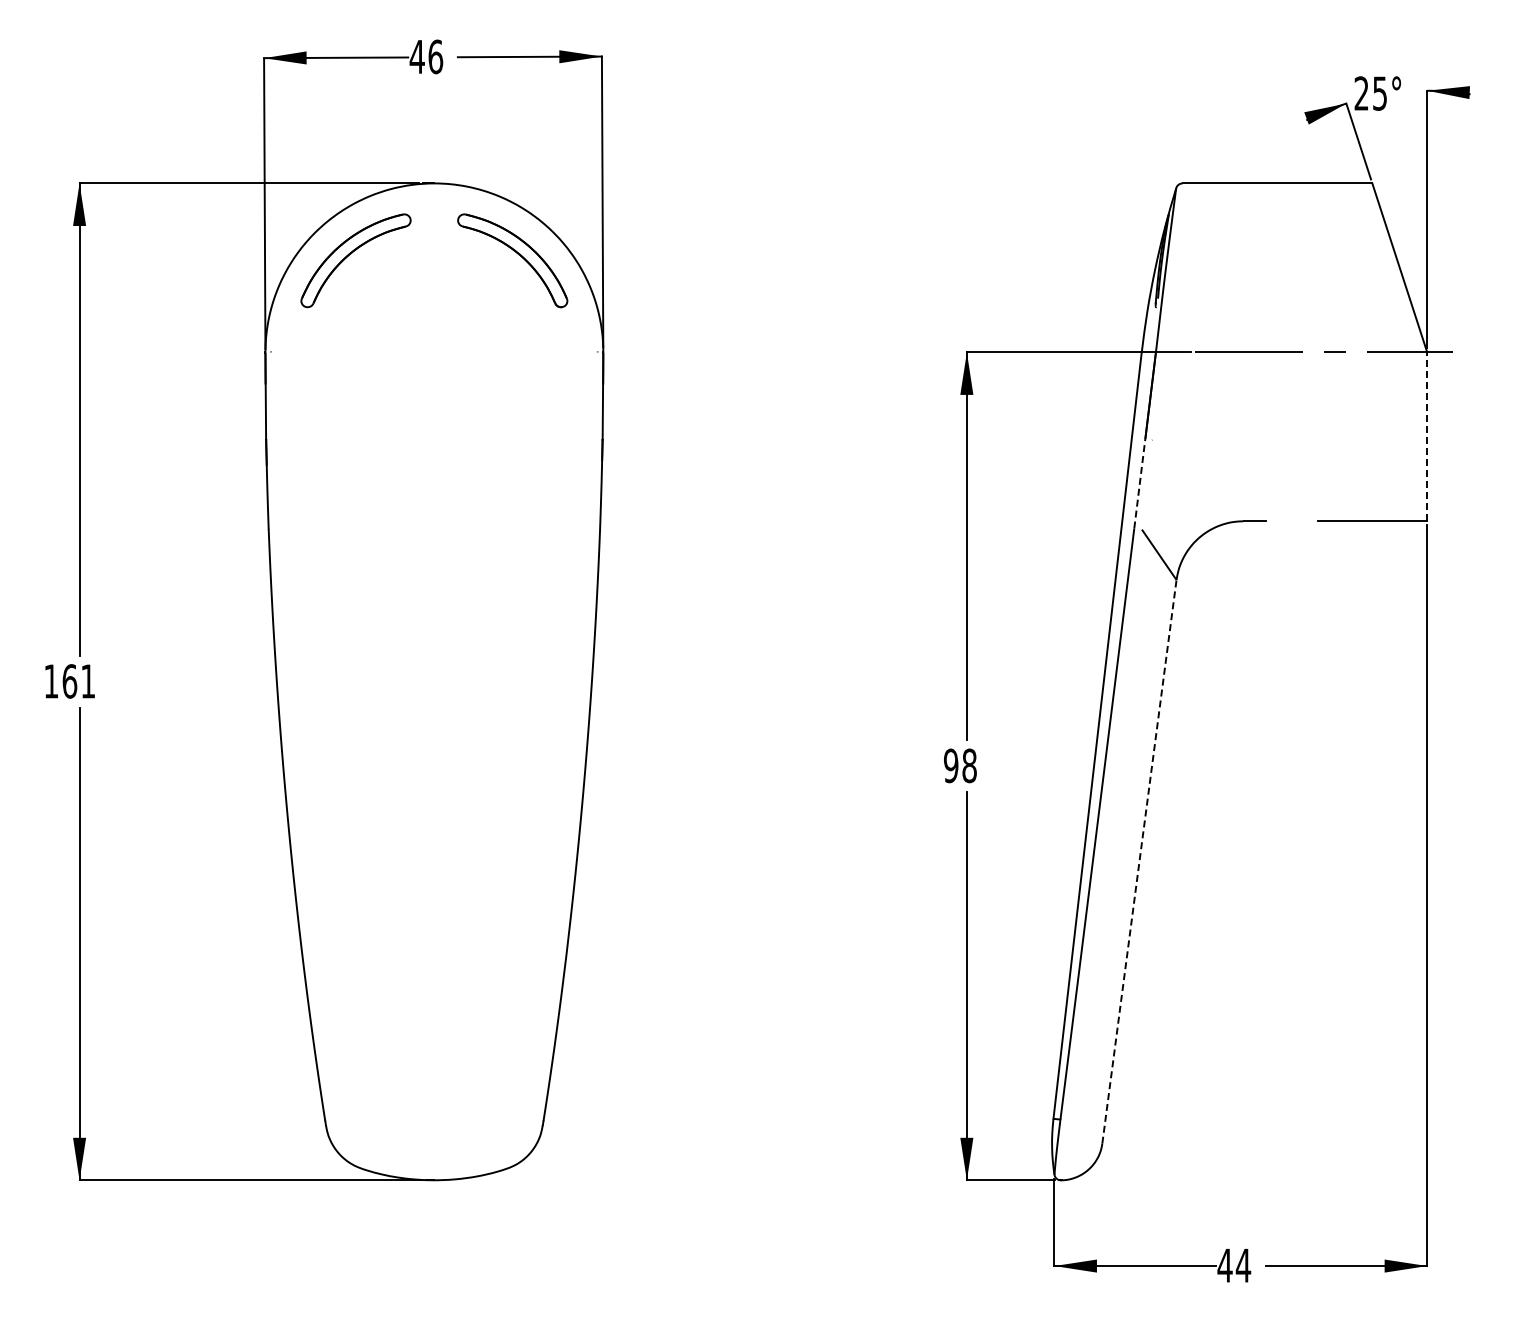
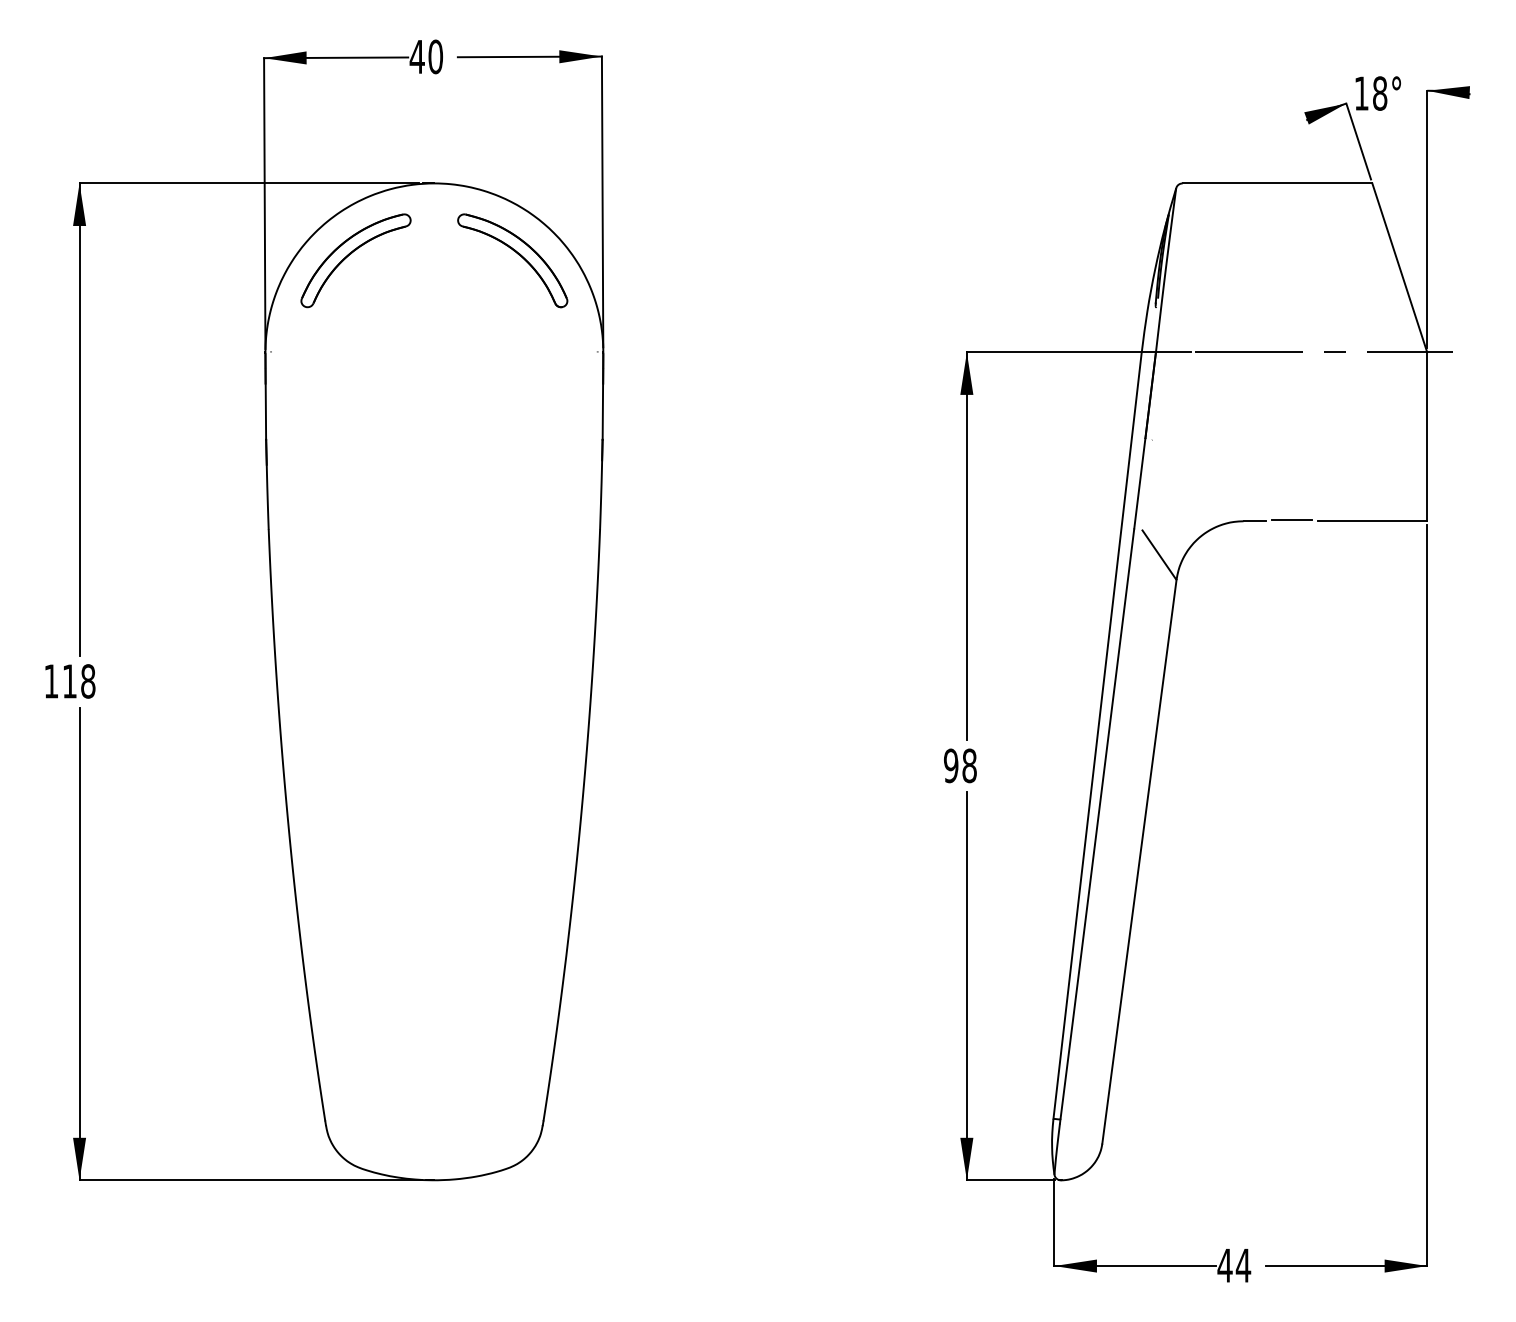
text: 46 -> 40 (435, 56)
text: 25° -> 18° (1370, 93)
line: dashed -> solid (1427, 436)
line: dashed -> solid (1139, 483)
line: none -> present (1292, 520)
text: 161 -> 118 (78, 681)
line: dashed -> solid (1139, 861)
